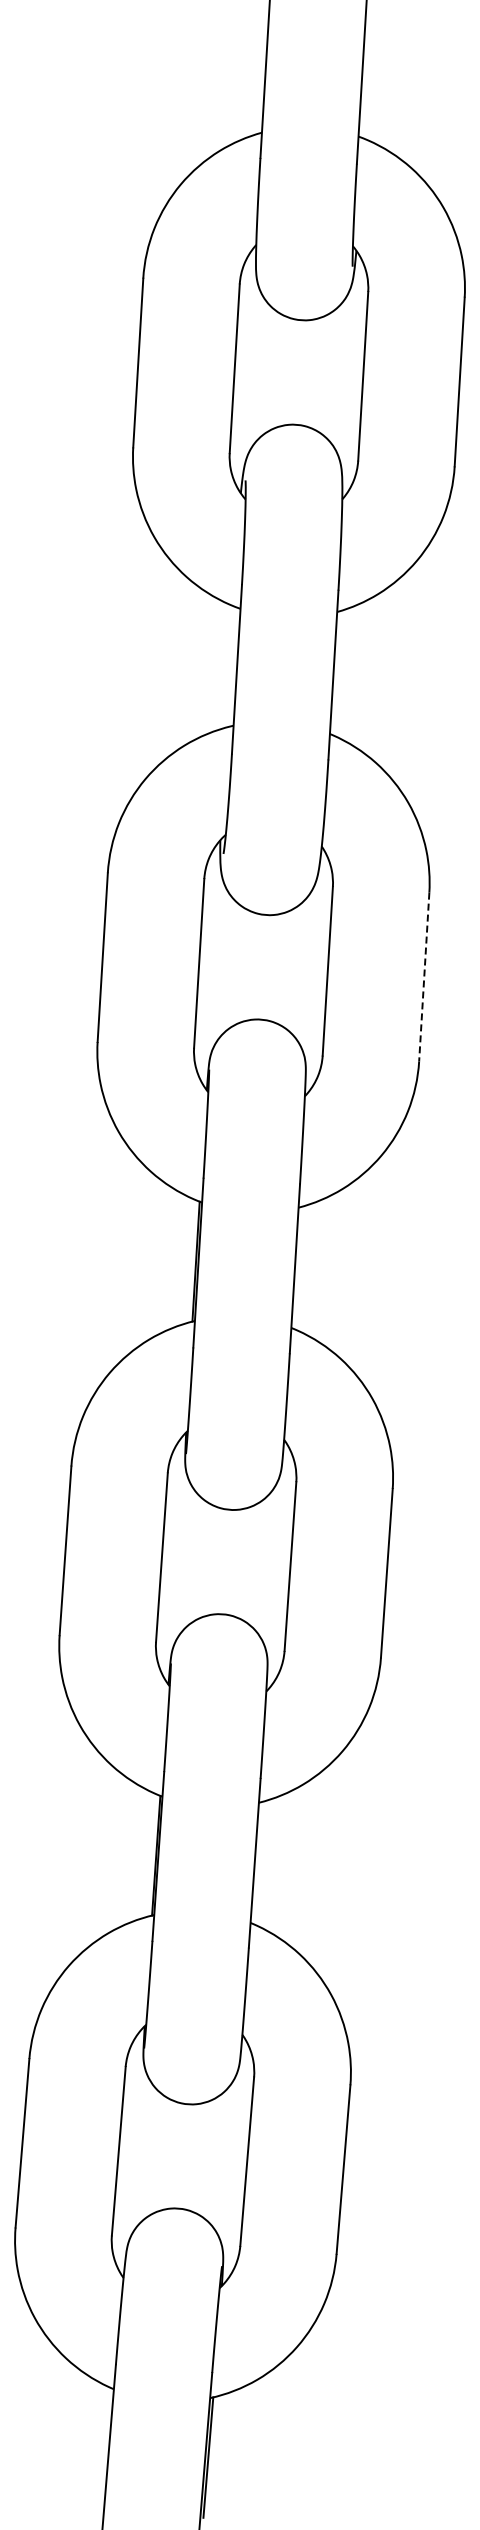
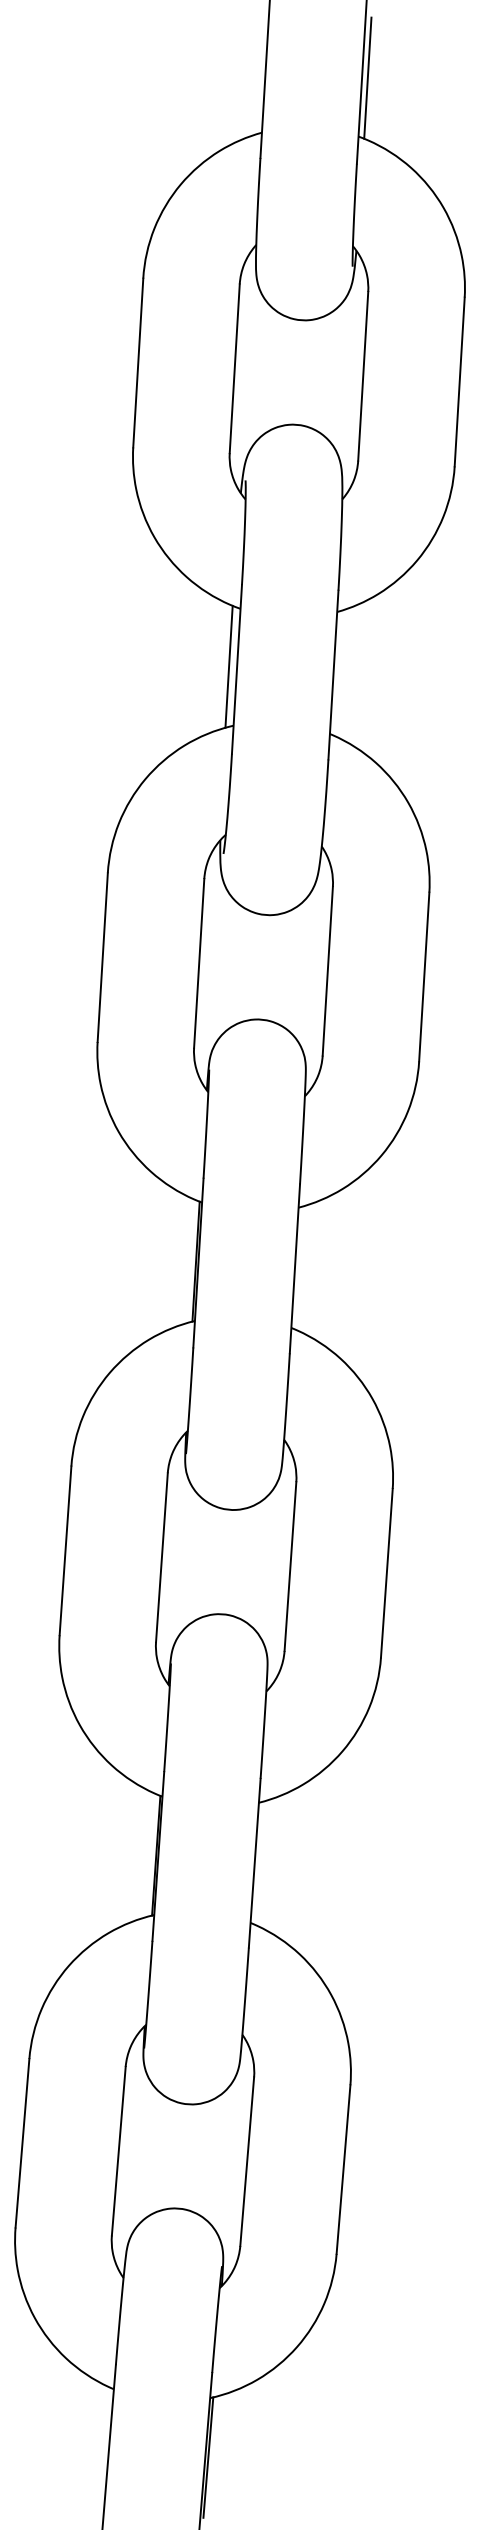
line: none -> present (367, 77)
line: none -> present (228, 666)
line: dashed -> solid (424, 977)
